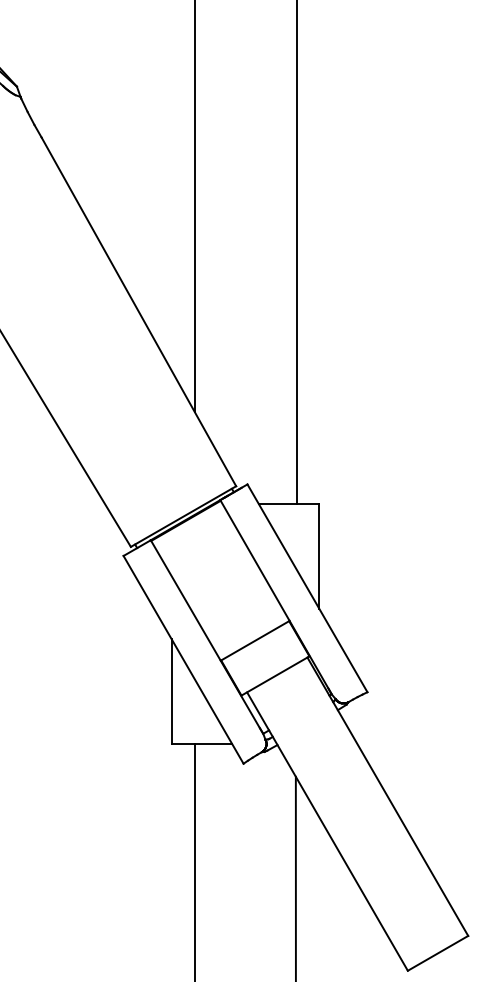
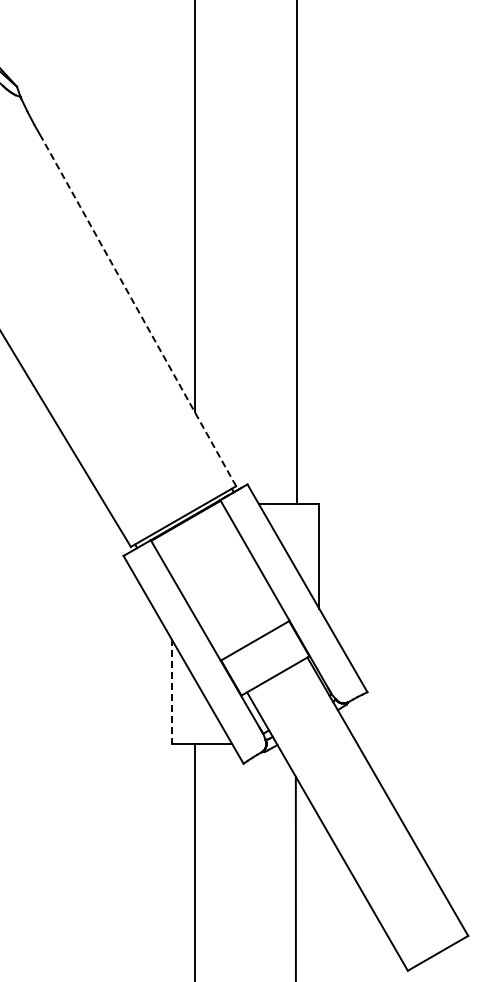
line: solid -> dashed (138, 311)
line: solid -> dashed (171, 692)
